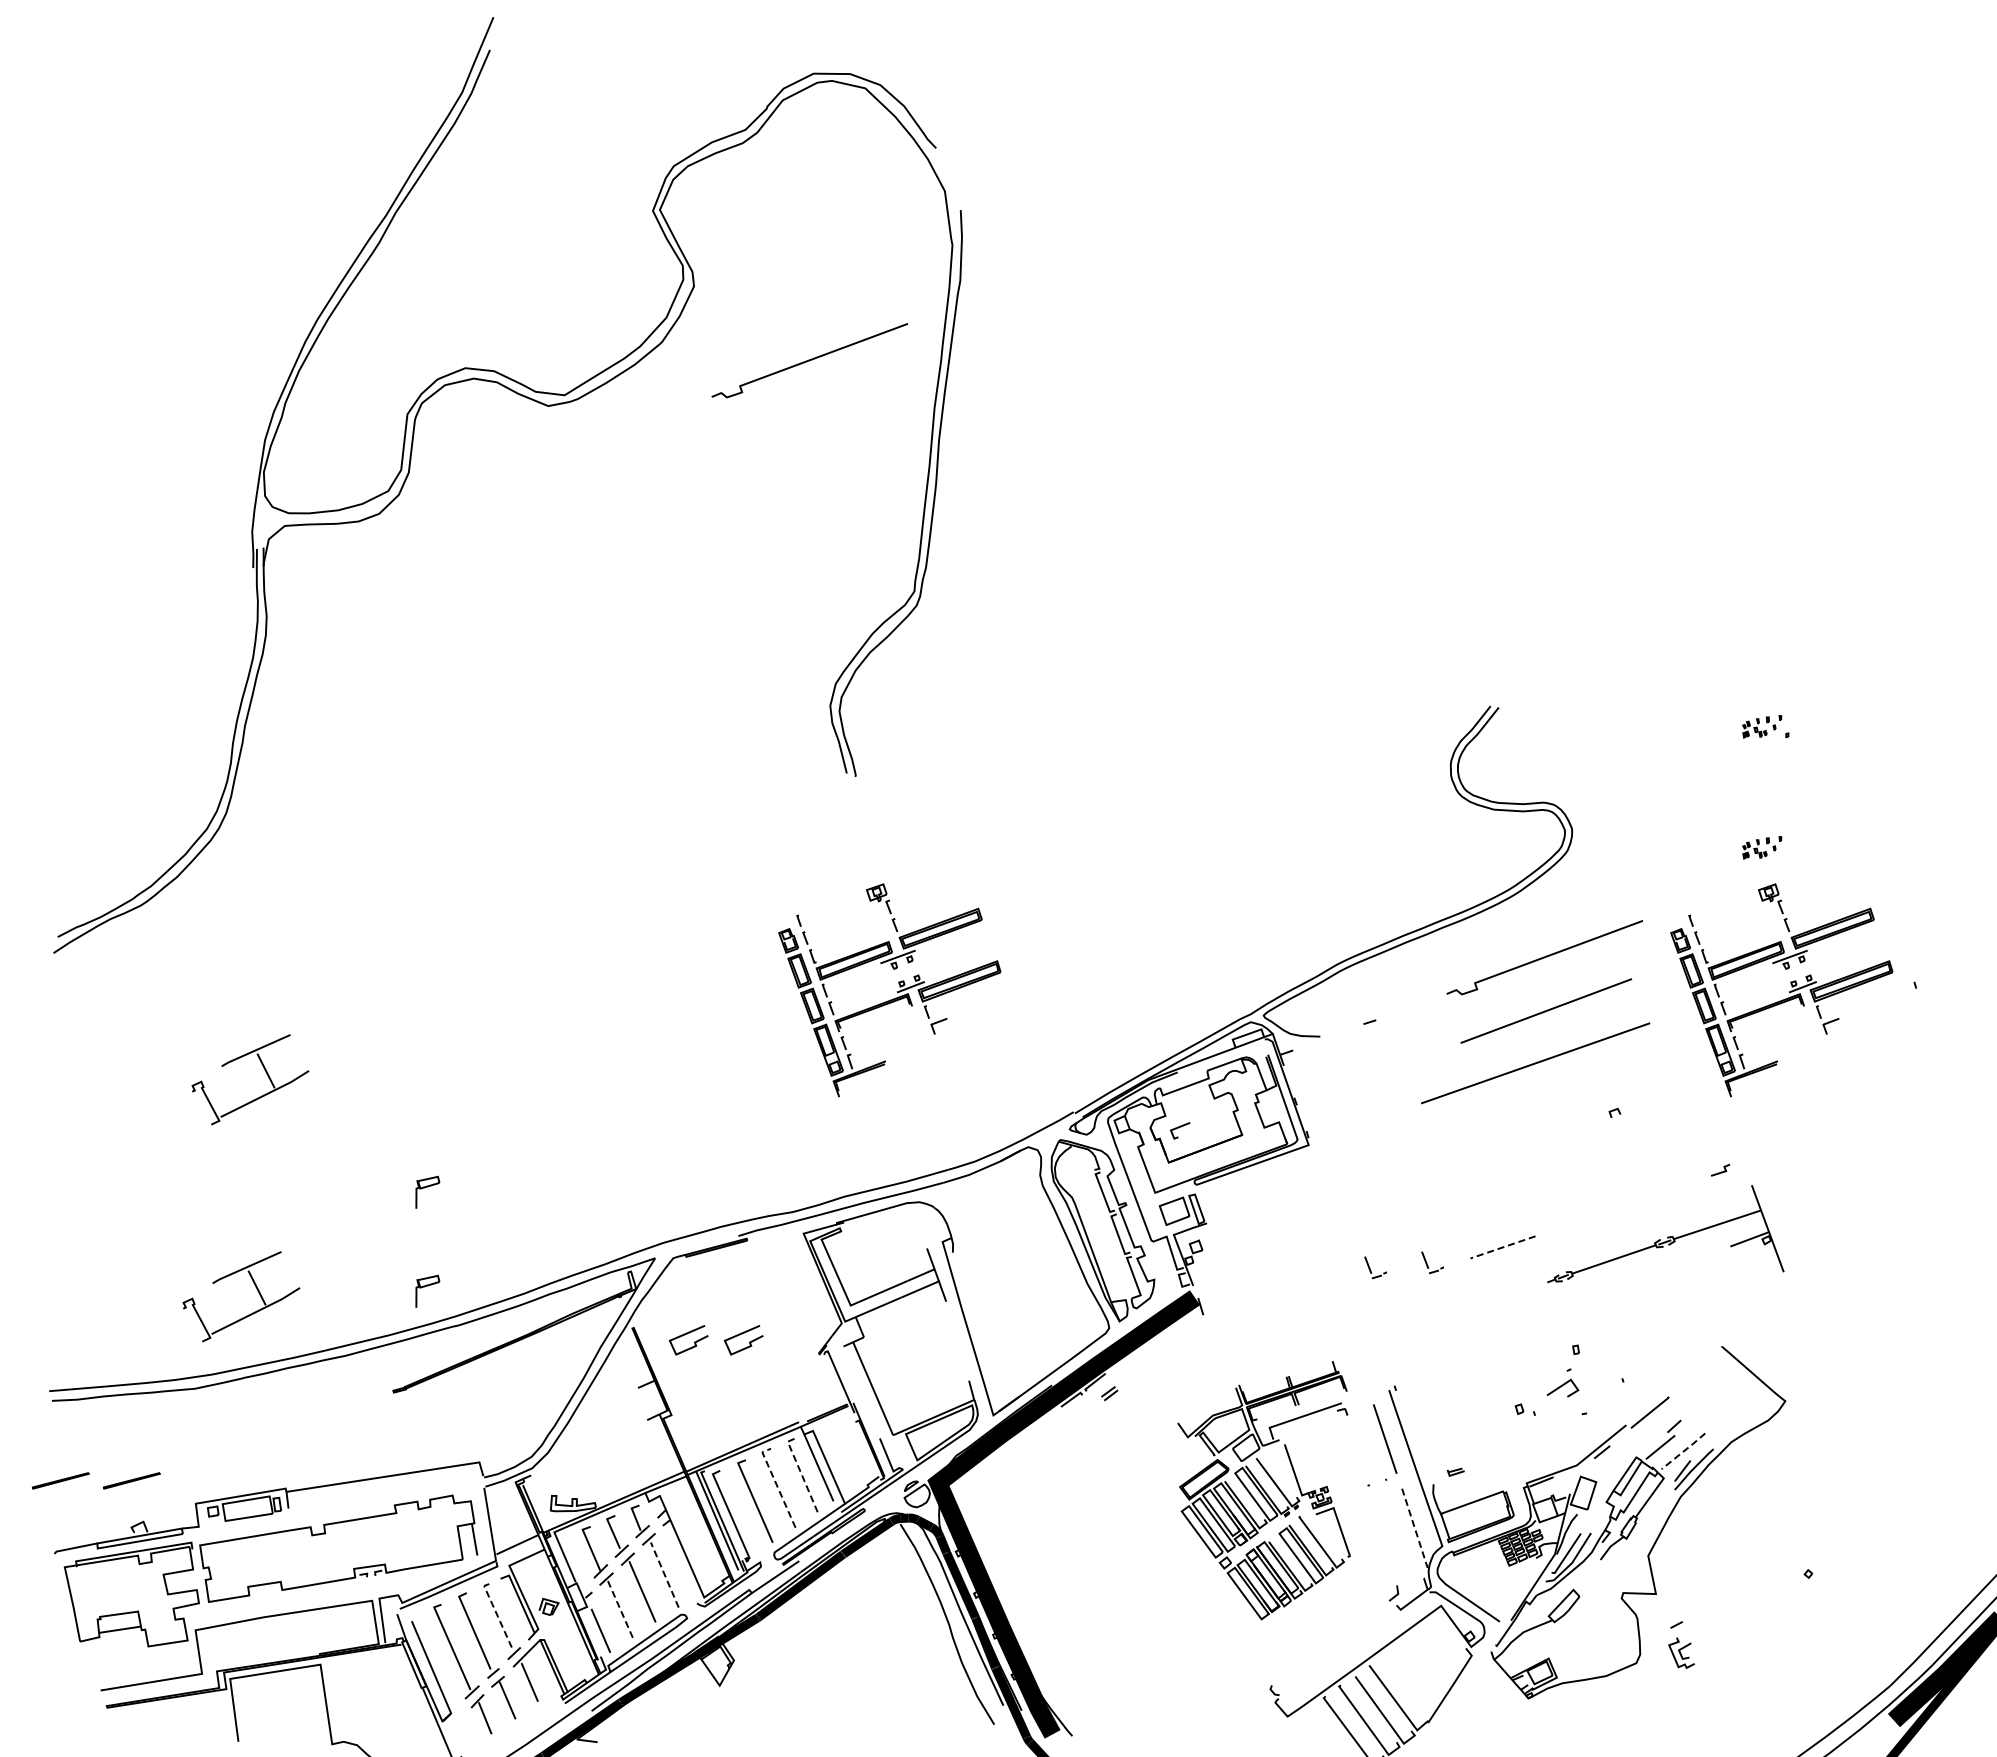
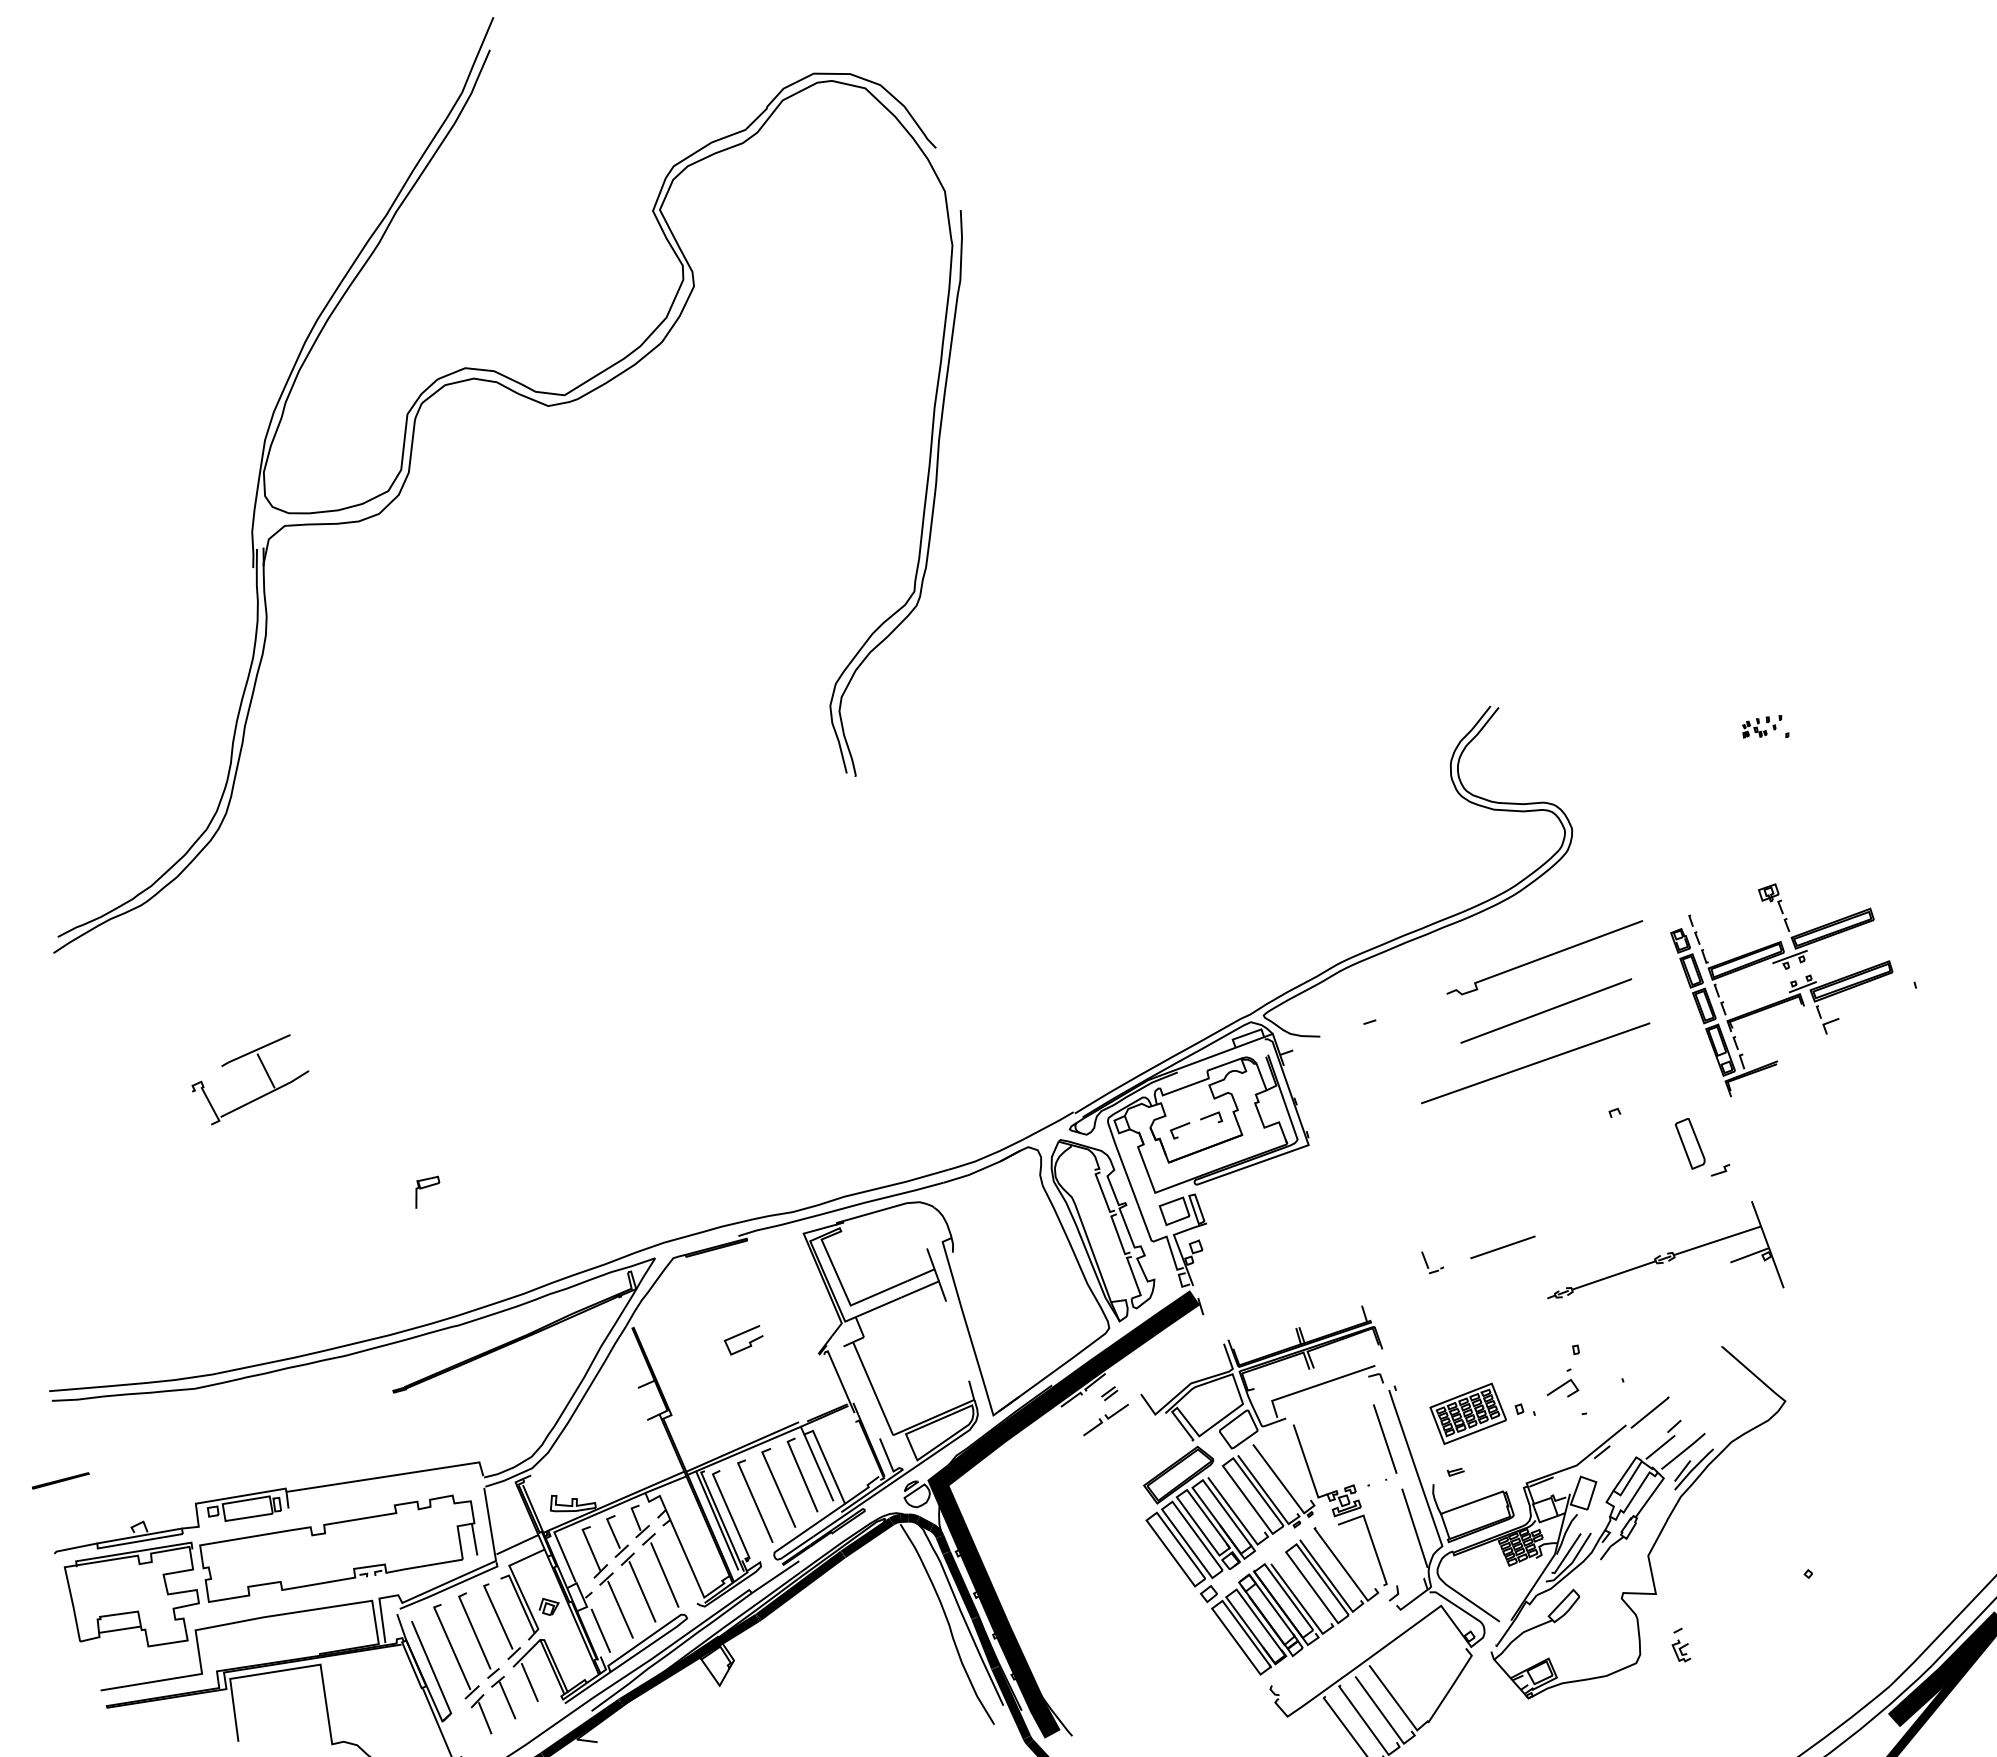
curve: present -> none (809, 360)
part: present -> none (1762, 847)
part: present -> none (897, 991)
line: none -> present (1211, 1116)
part: none -> present (1689, 1143)
part position: (1665, 1234) -> (1665, 1250) (1665, 1250)
line: dashed -> solid (1501, 1247)
part: present -> none (1375, 1267)
part: present -> none (256, 1289)
part: present -> none (427, 1290)
curve: present -> none (685, 1335)
part: none -> present (1467, 1413)
part: none -> present (1105, 1419)
line: dashed -> solid (1683, 1451)
line: dashed -> solid (800, 1471)
line: present -> none (132, 1480)
line: dashed -> solid (776, 1484)
part size: 174x260 px -> 248x371 px (1263, 1490)
line: dashed -> solid (1414, 1528)
line: dashed -> solid (664, 1574)
line: dashed -> solid (620, 1610)
line: dashed -> solid (496, 1614)
part size: 27x48 px -> 21x36 px (1681, 1644)
